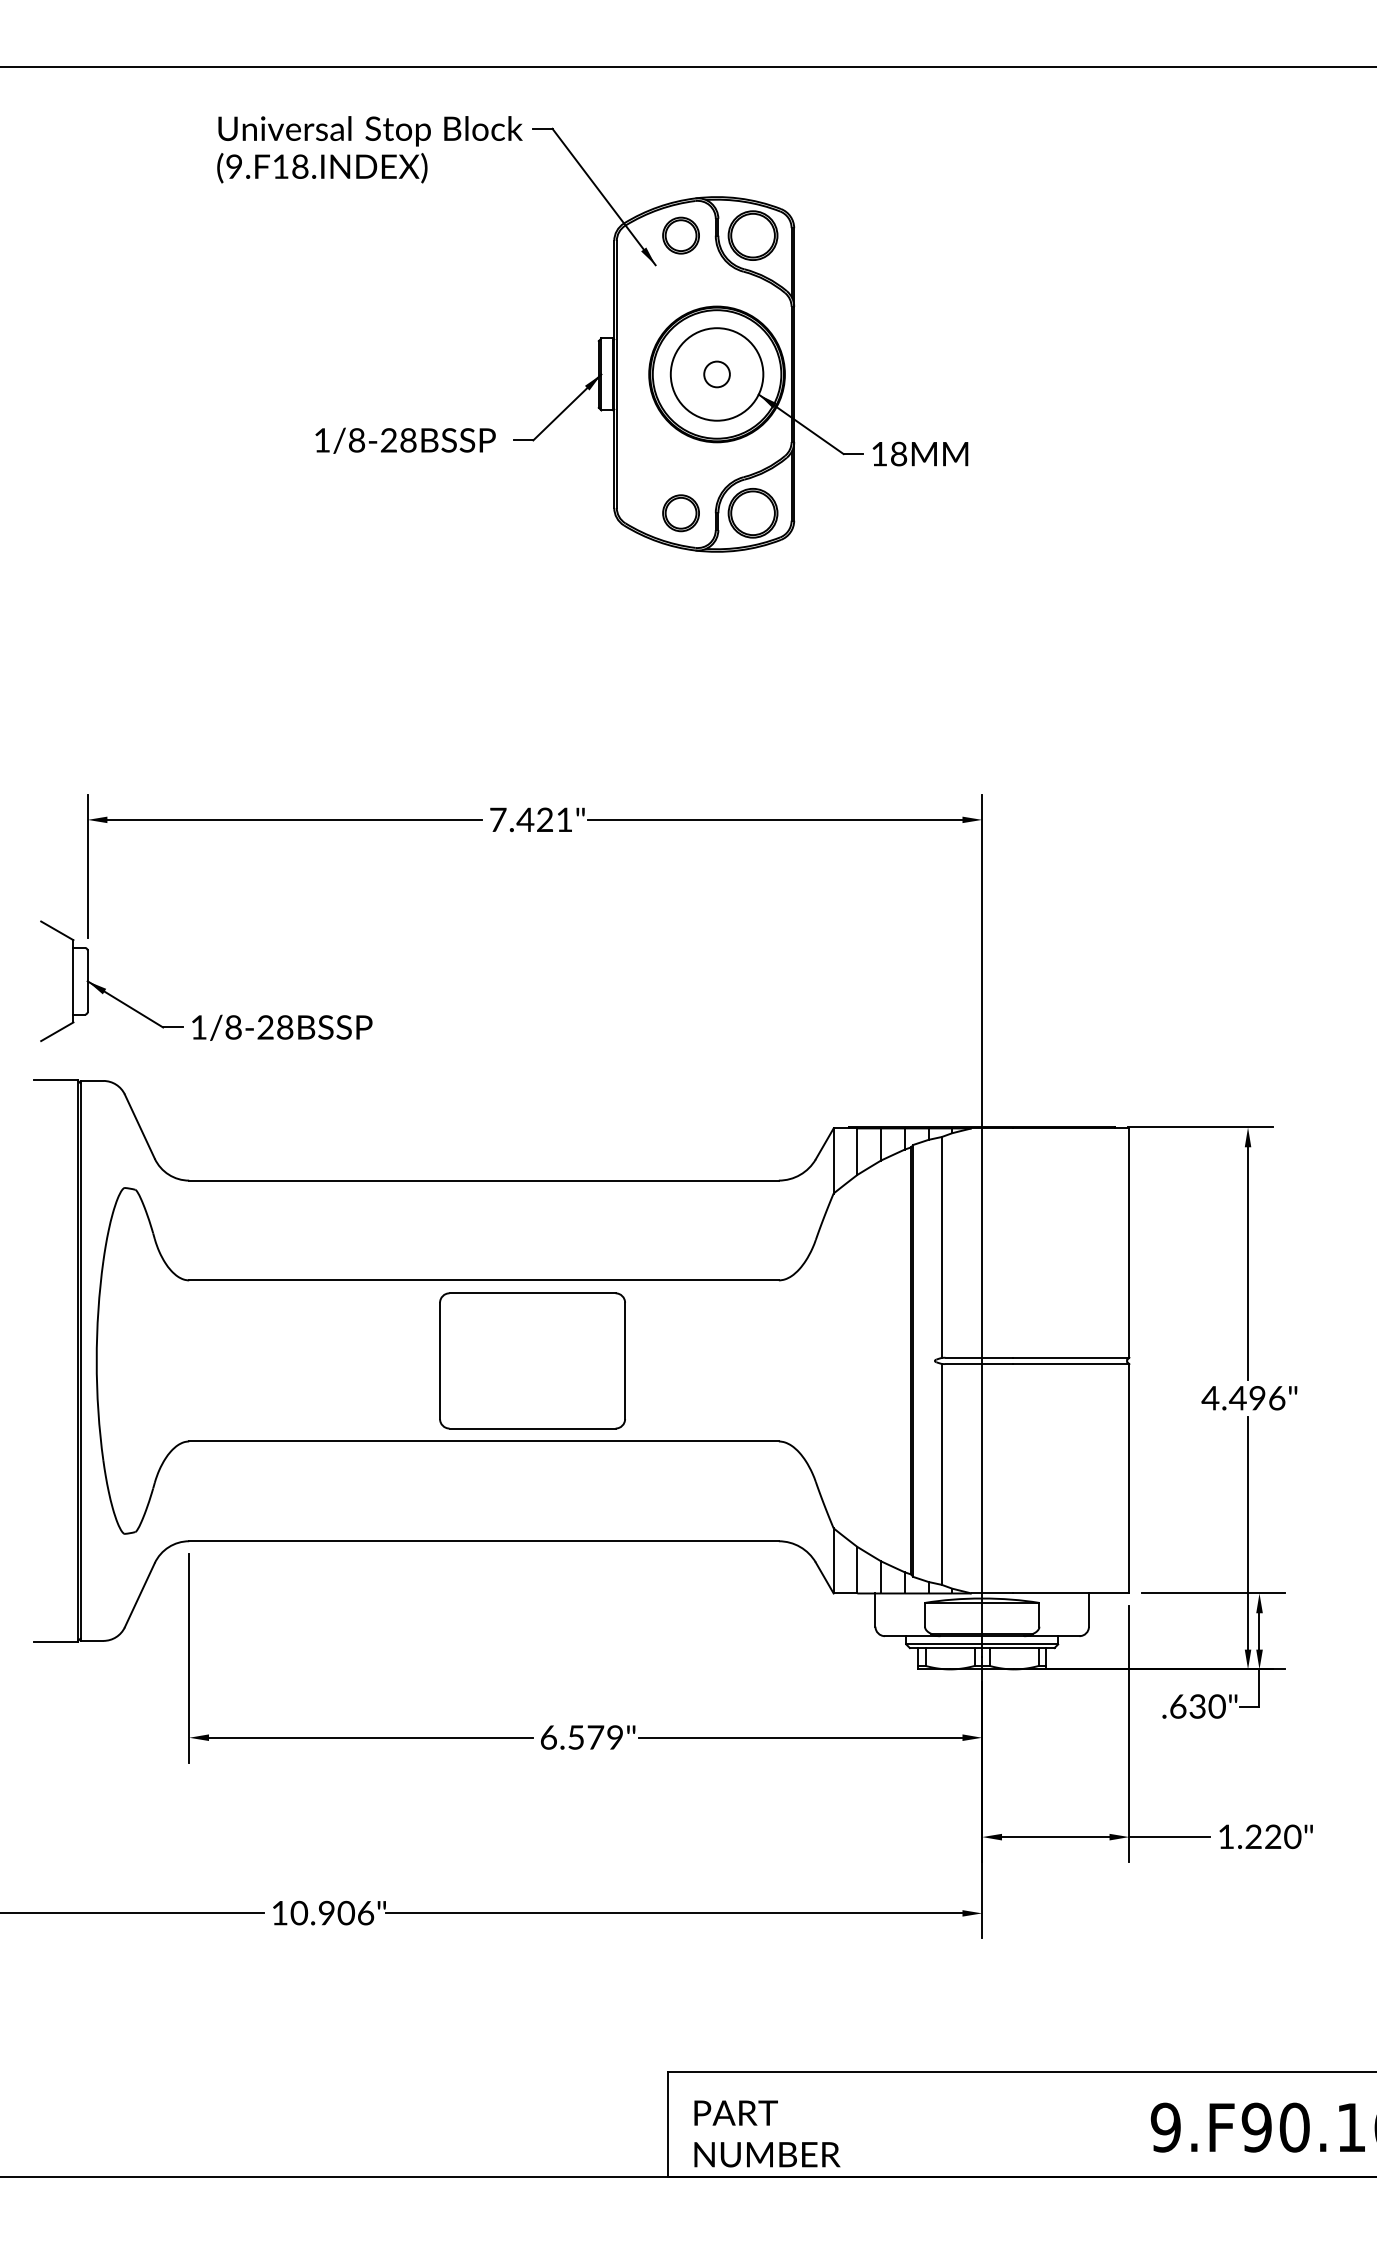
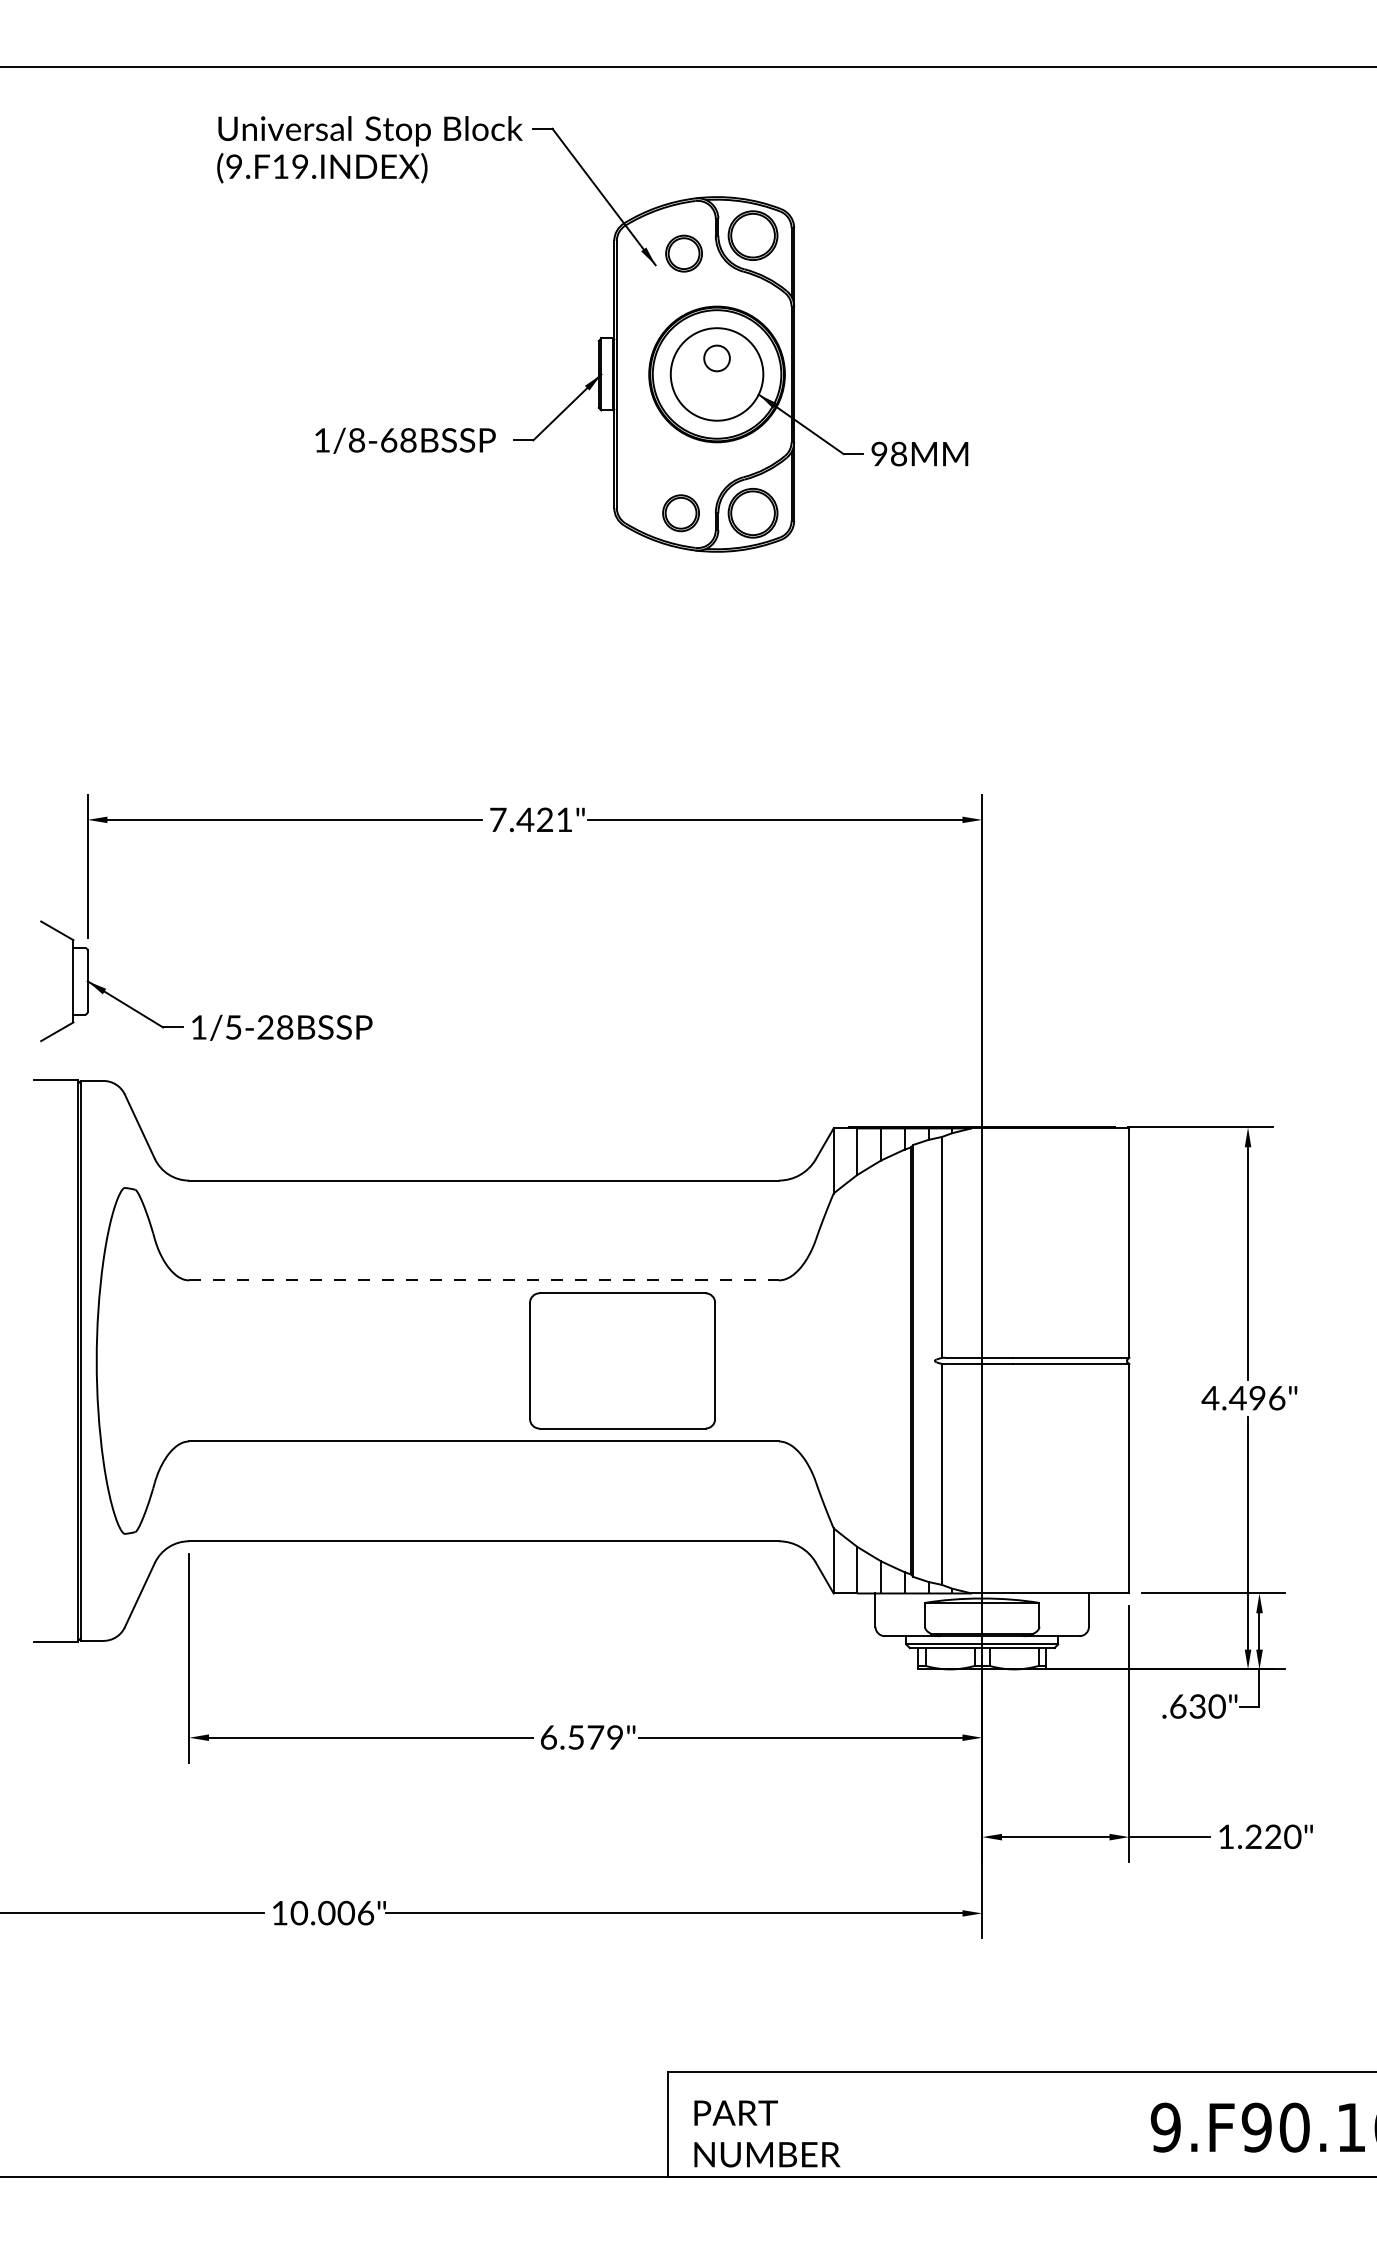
text: (9.F18.INDEX) -> (9.F19.INDEX) (300, 167)
part position: (680, 235) -> (683, 253) (683, 253)
circle position: (716, 374) -> (716, 358) (716, 358)
text: 1/8-28 -> 1/8-68 (388, 440)
text: 18MM -> 98MM (879, 453)
text: 1/8-28 -> 1/5-28 (233, 1027)
line: solid -> dashed (484, 1280)
part position: (532, 1360) -> (622, 1360) (622, 1360)
text: 10.906" -> 10.006" (326, 1913)
